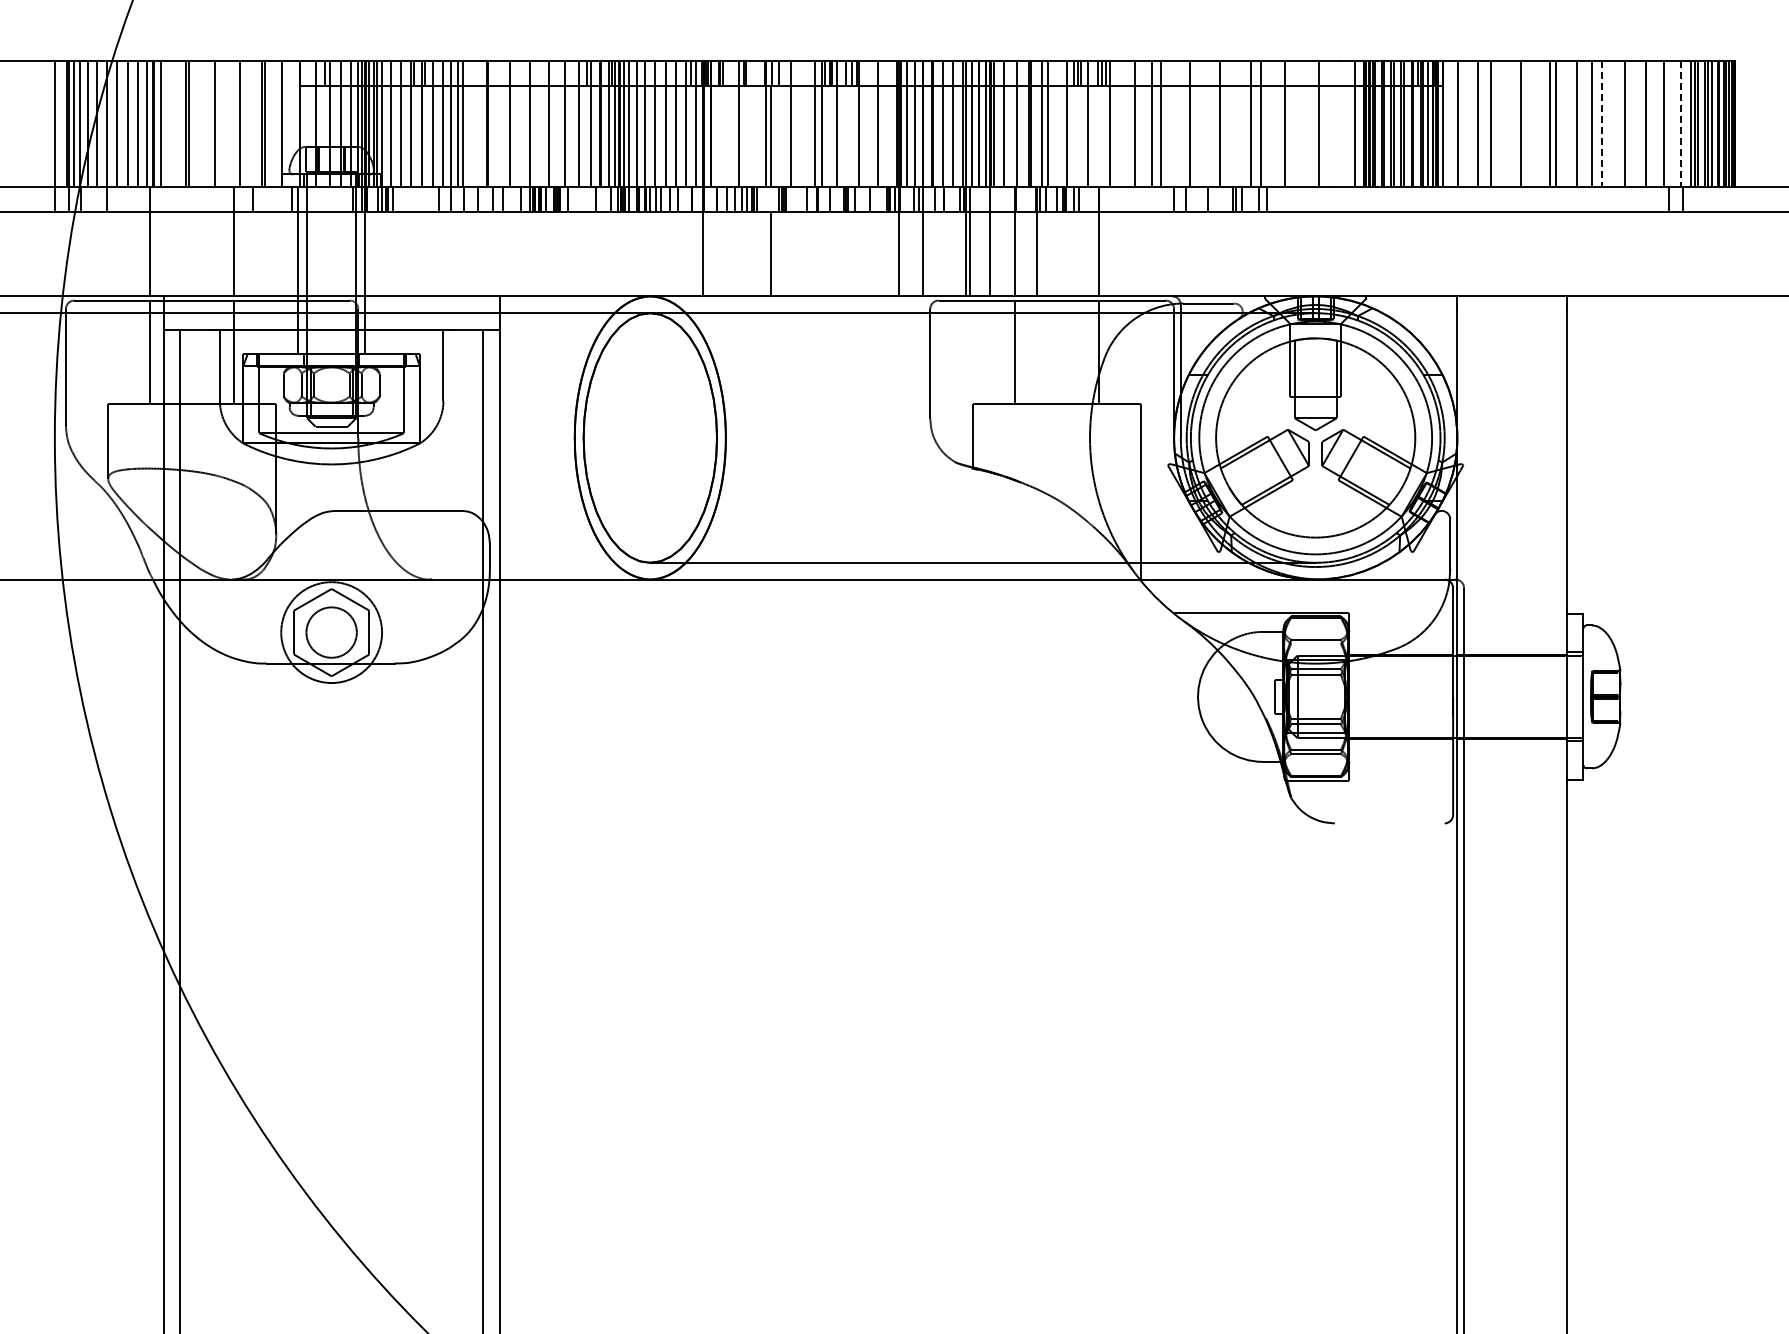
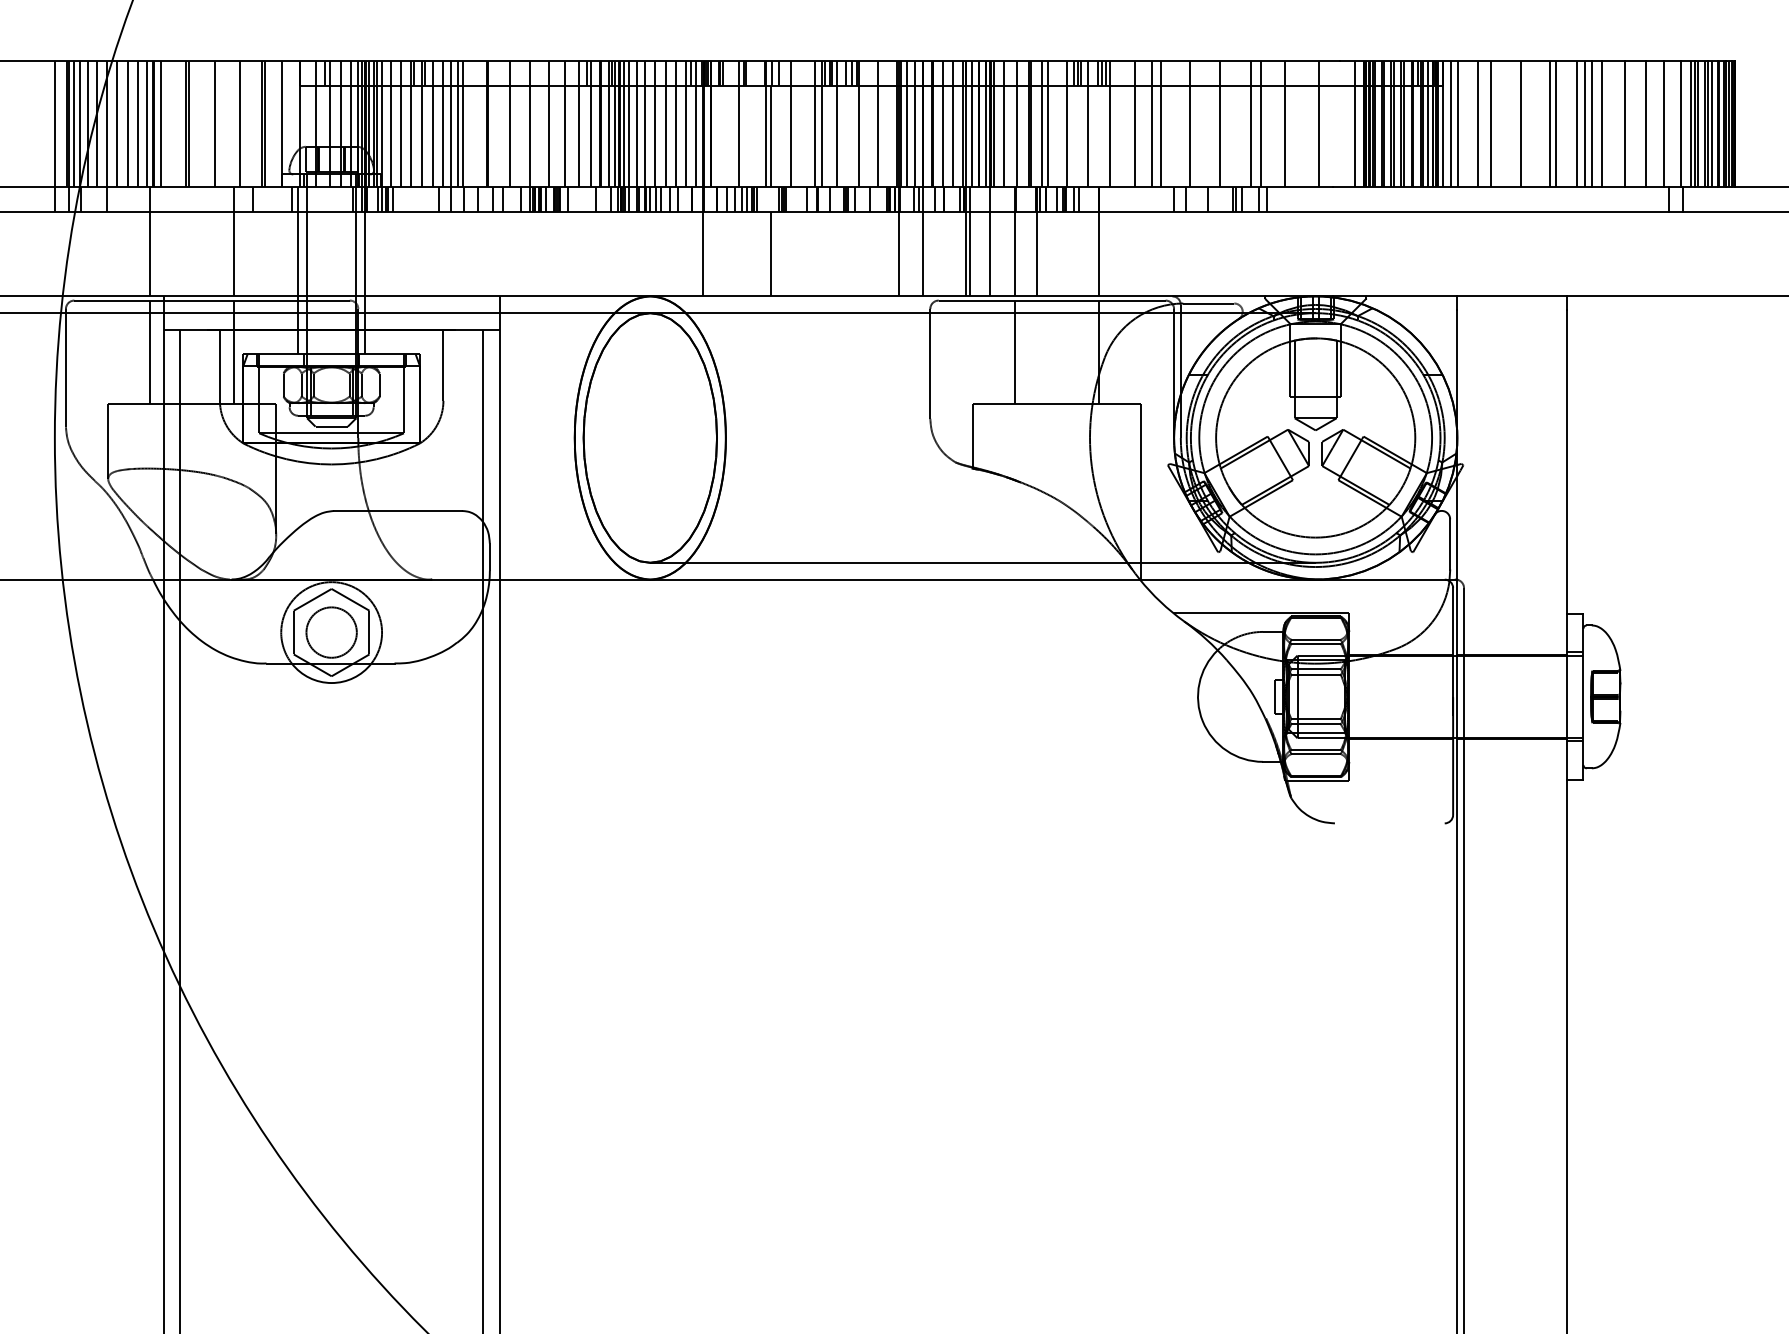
line: none -> present (1451, 124)
line: none -> present (1584, 124)
line: dashed -> solid (1601, 124)
line: dashed -> solid (1680, 124)
line: none -> present (1315, 644)
